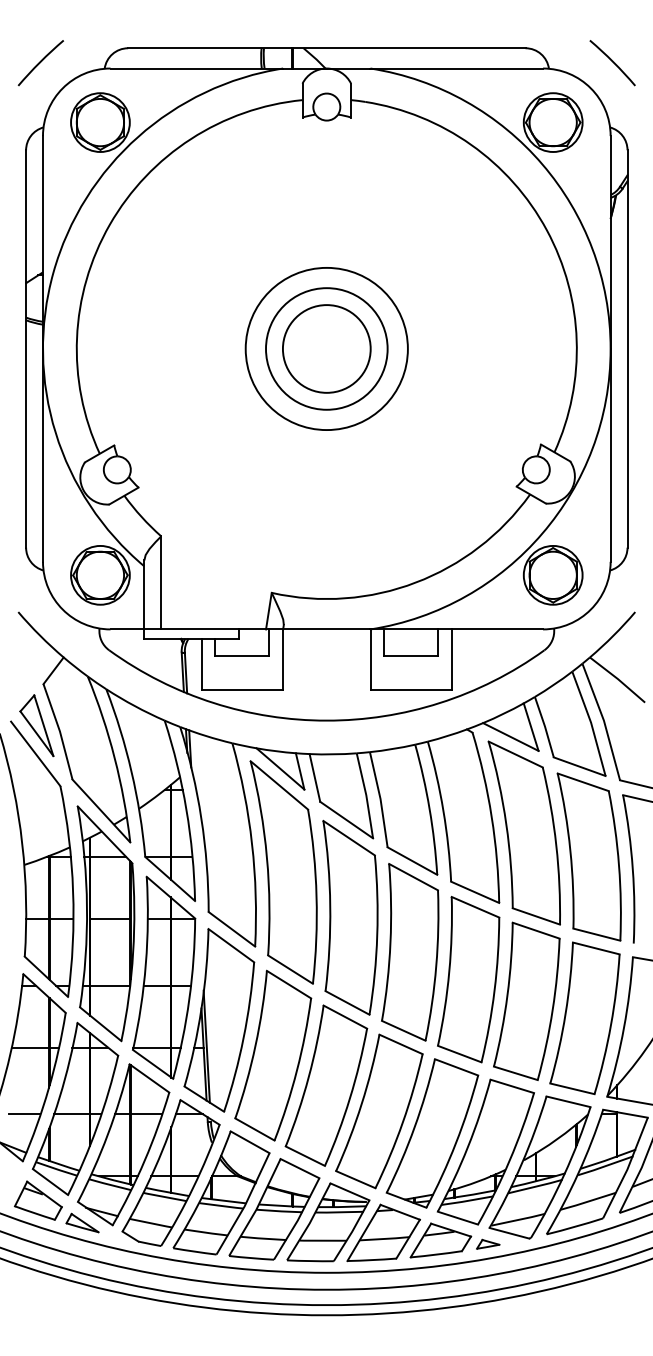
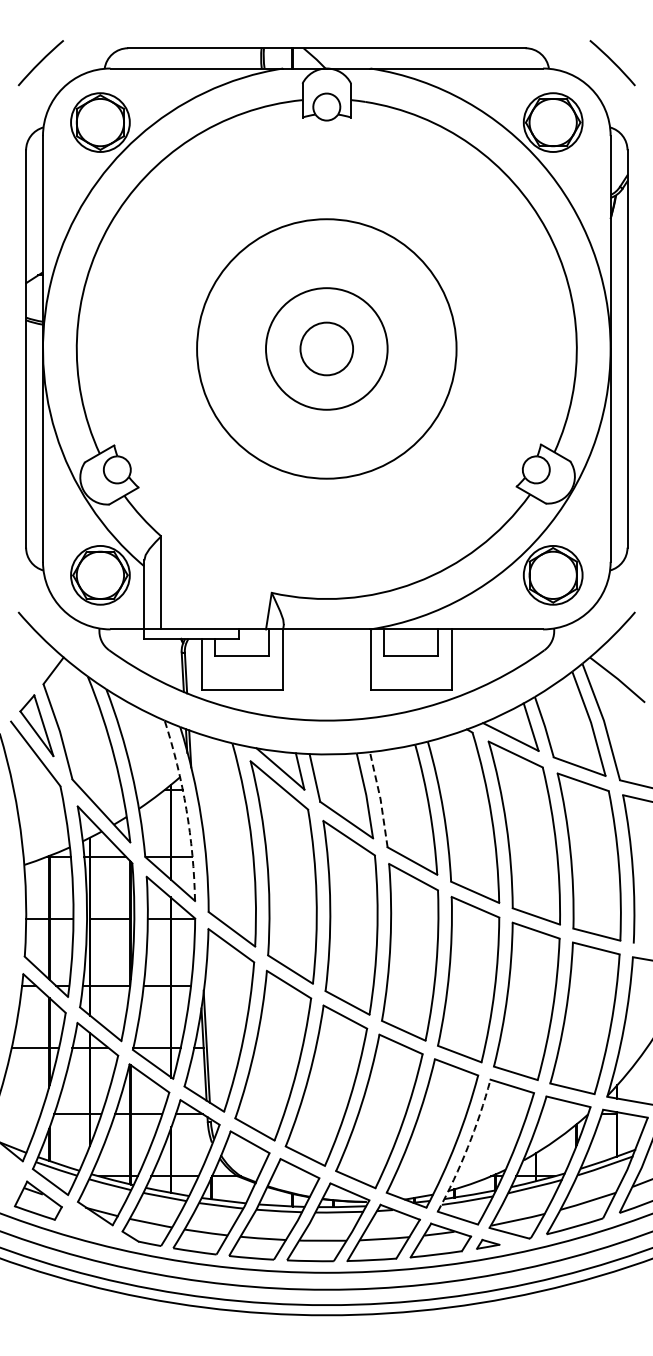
circle diameter: 162 px -> 259 px (326, 348)
circle diameter: 88 px -> 53 px (326, 348)
line: solid -> dashed (380, 799)
arc: solid -> dashed (186, 809)
line: present -> none (24, 1114)
arc: solid -> dashed (467, 1147)
part: present -> none (82, 1222)
